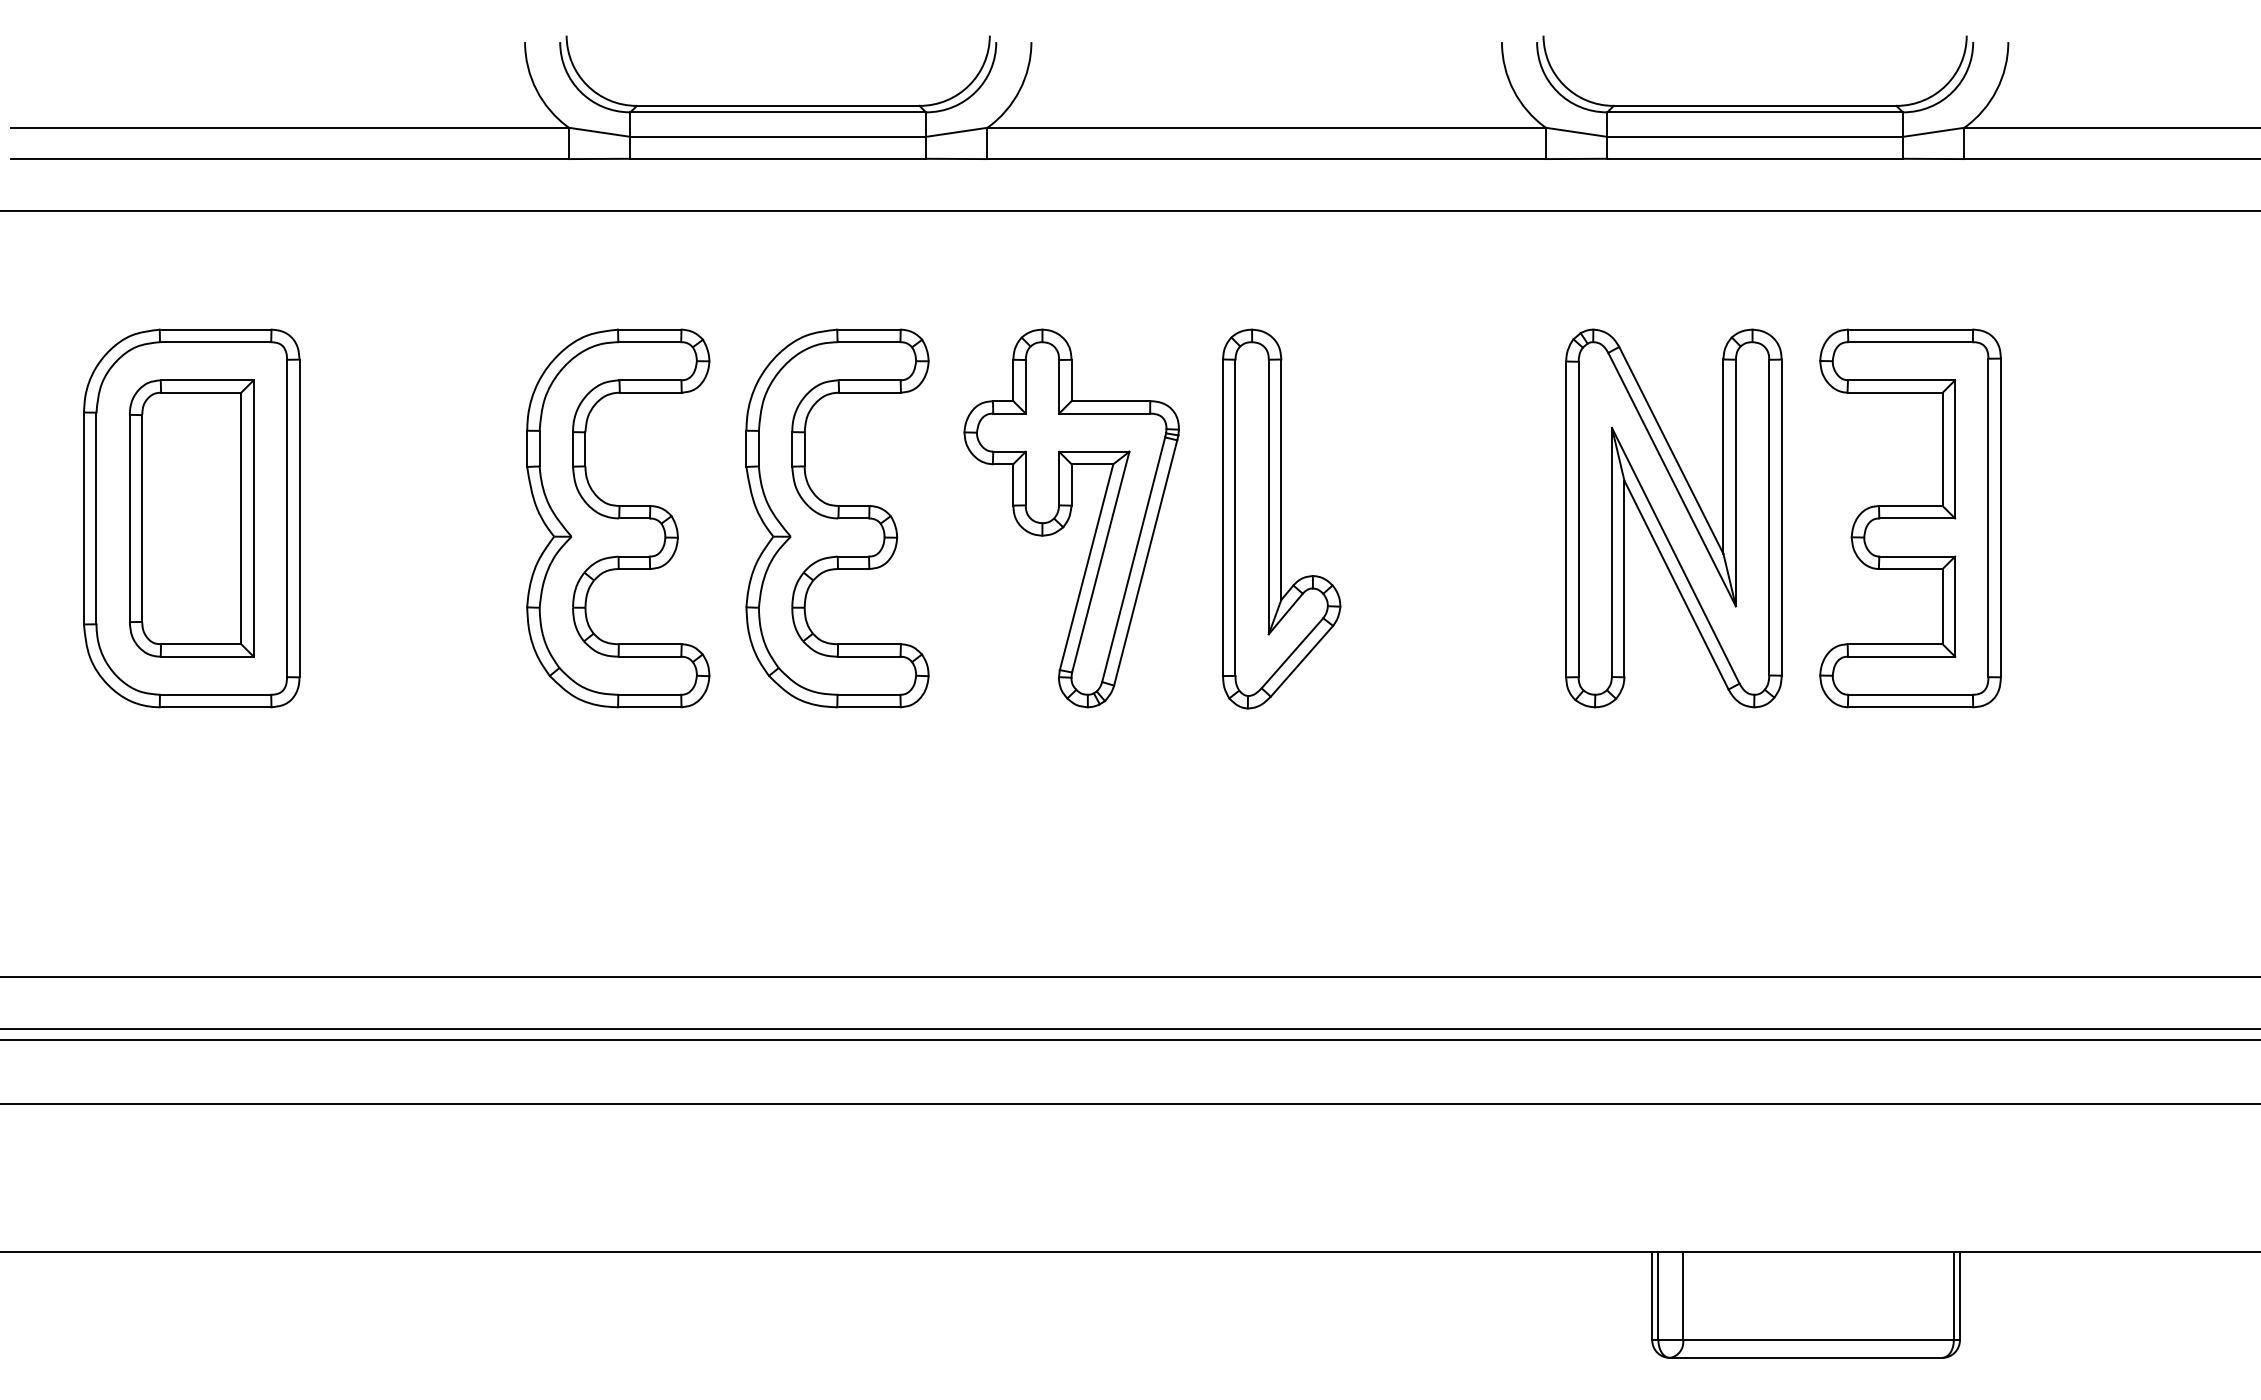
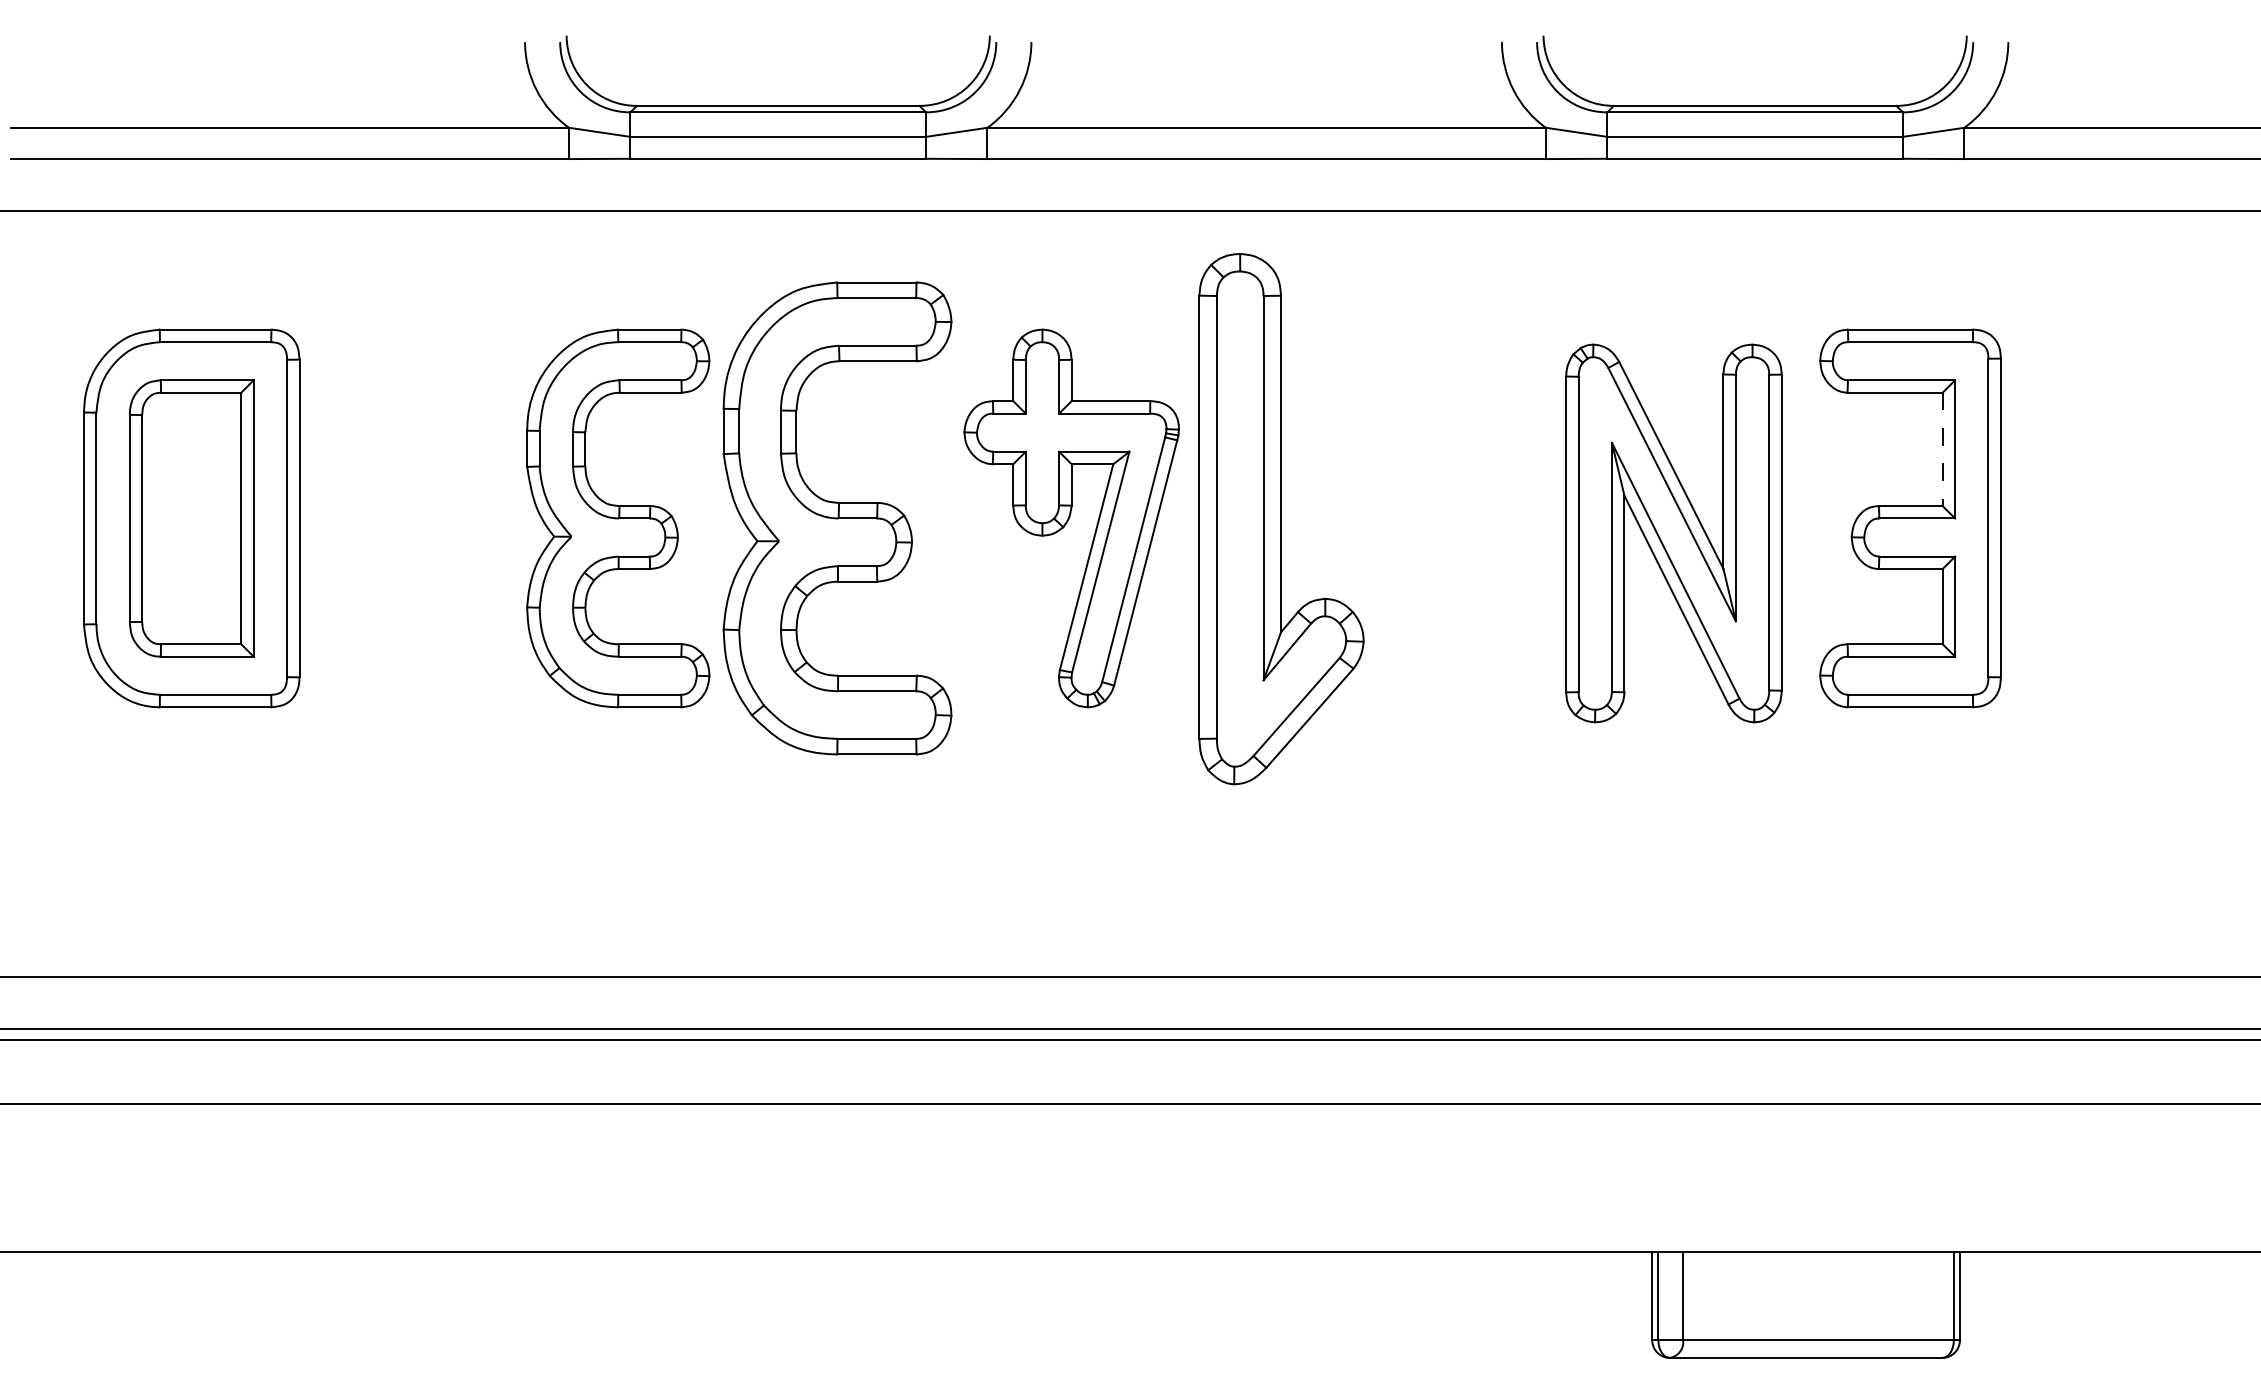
line: solid -> dashed (1942, 449)
part size: 185x381 px -> 231x475 px (837, 518)
part size: 120x382 px -> 167x533 px (1281, 519)
part position: (1673, 518) -> (1673, 533) (1673, 533)
